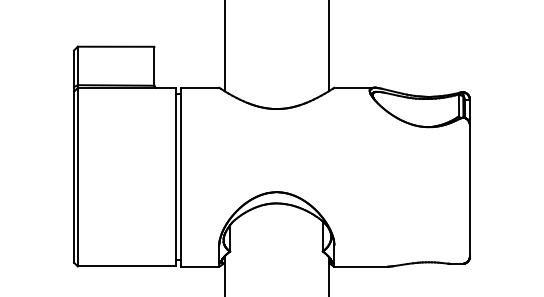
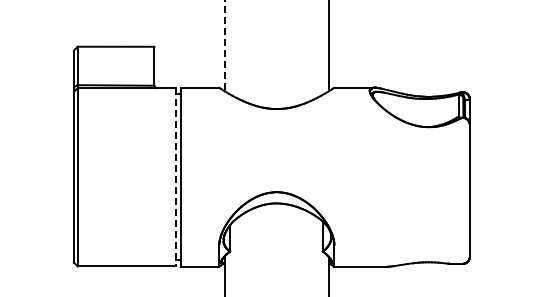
line: solid -> dashed (224, 46)
line: solid -> dashed (175, 177)
